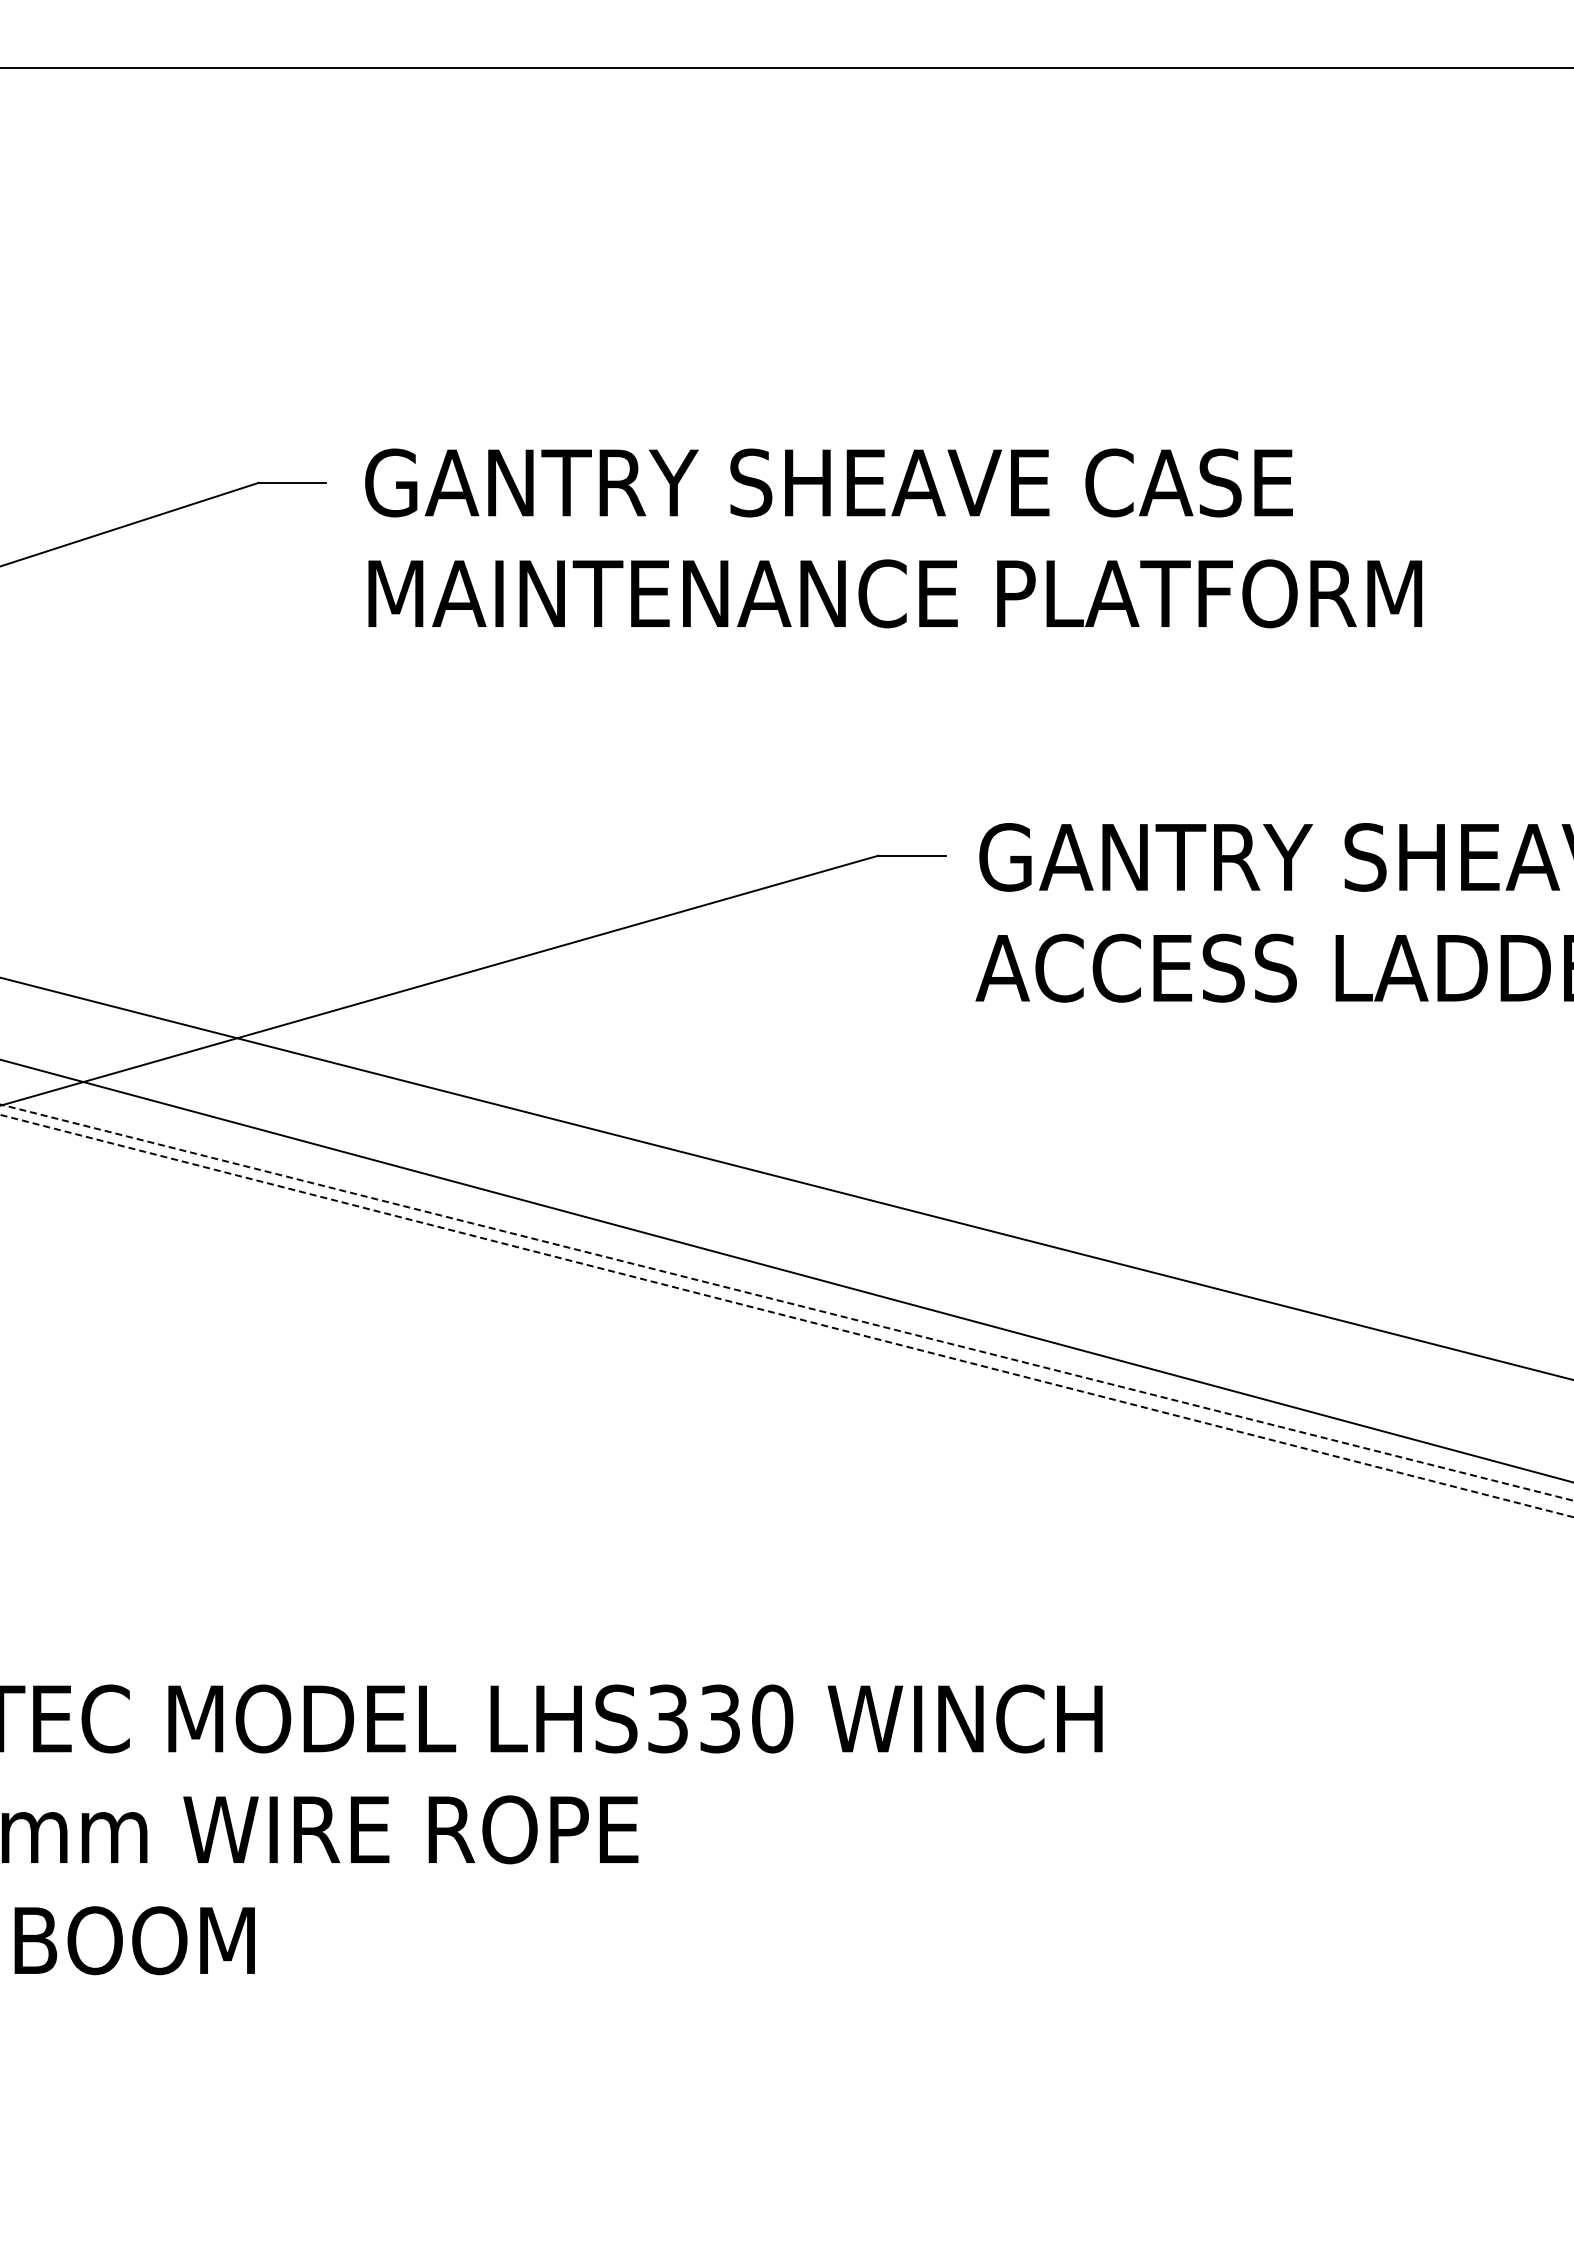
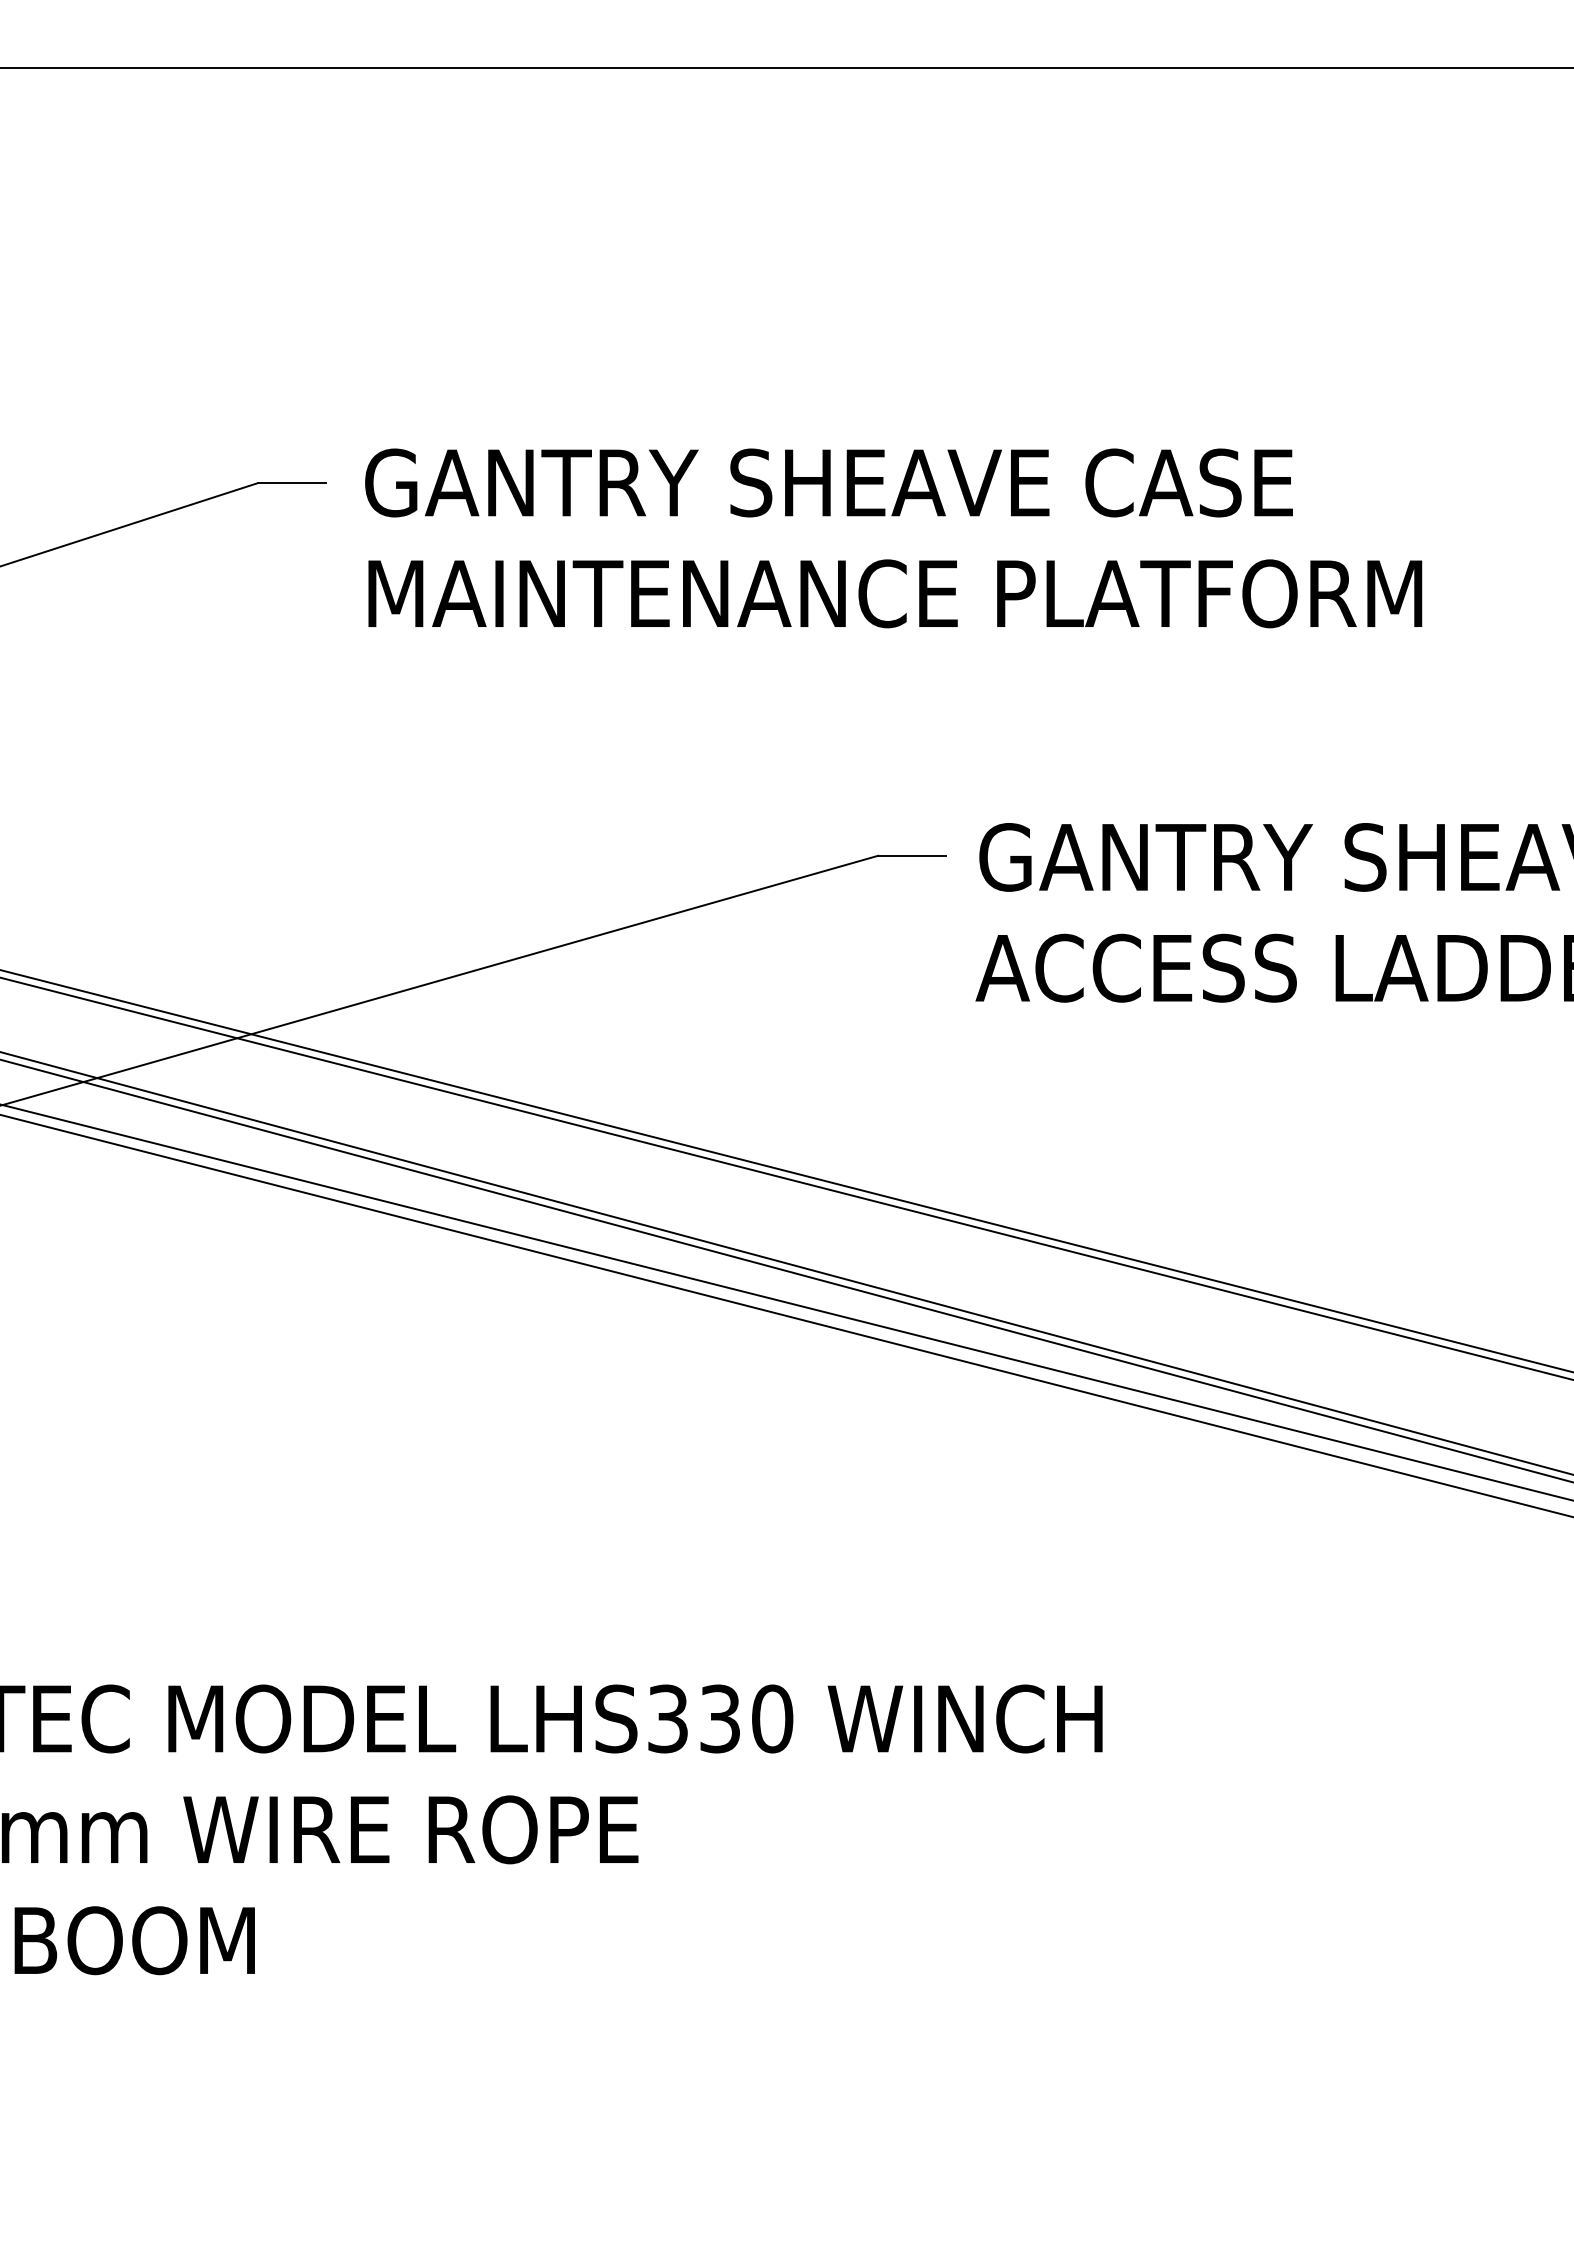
line: none -> present (786, 1170)
line: none -> present (786, 1263)
line: dashed -> solid (786, 1302)
line: dashed -> solid (786, 1315)
